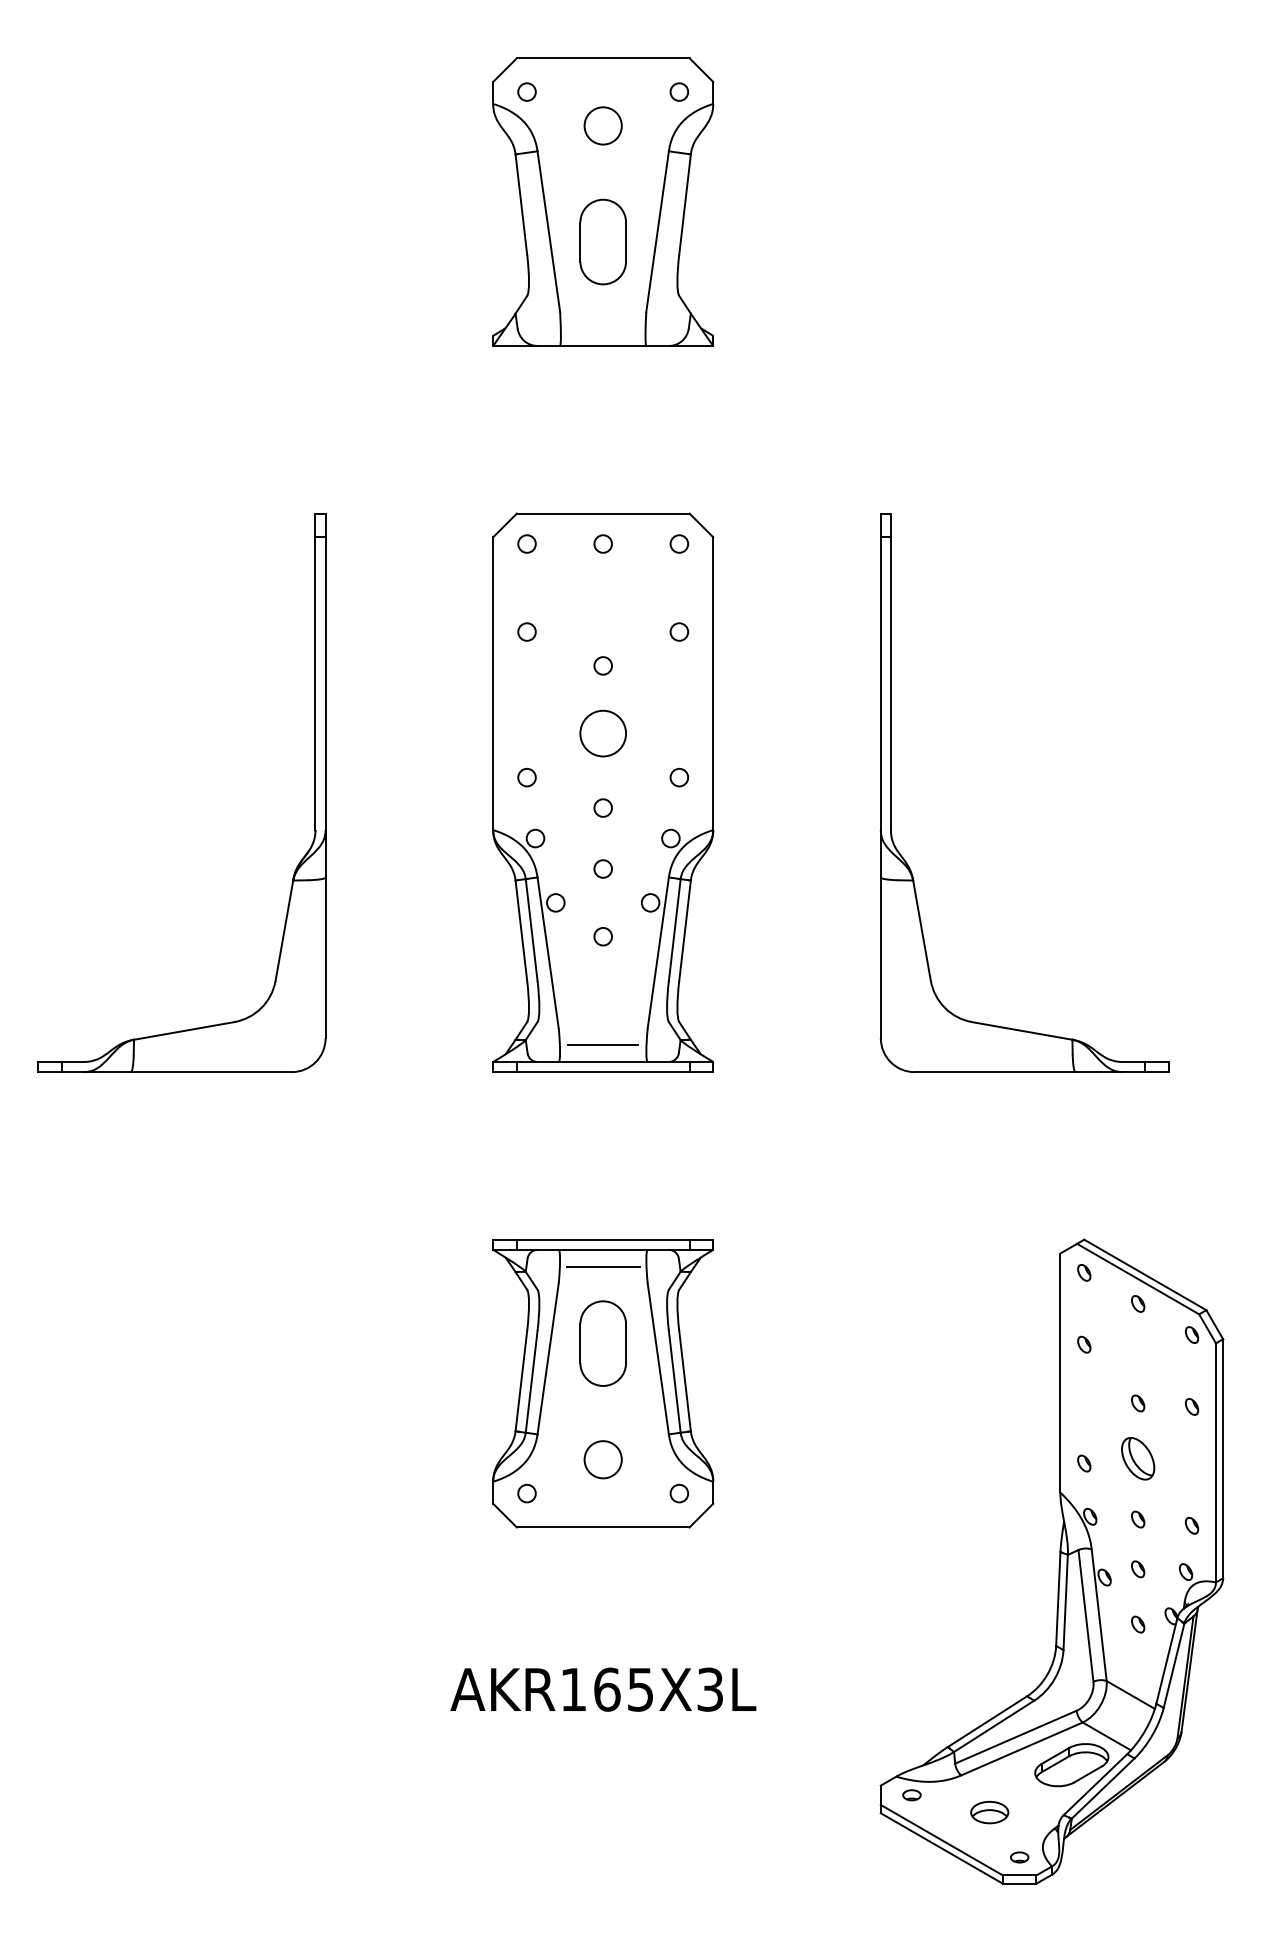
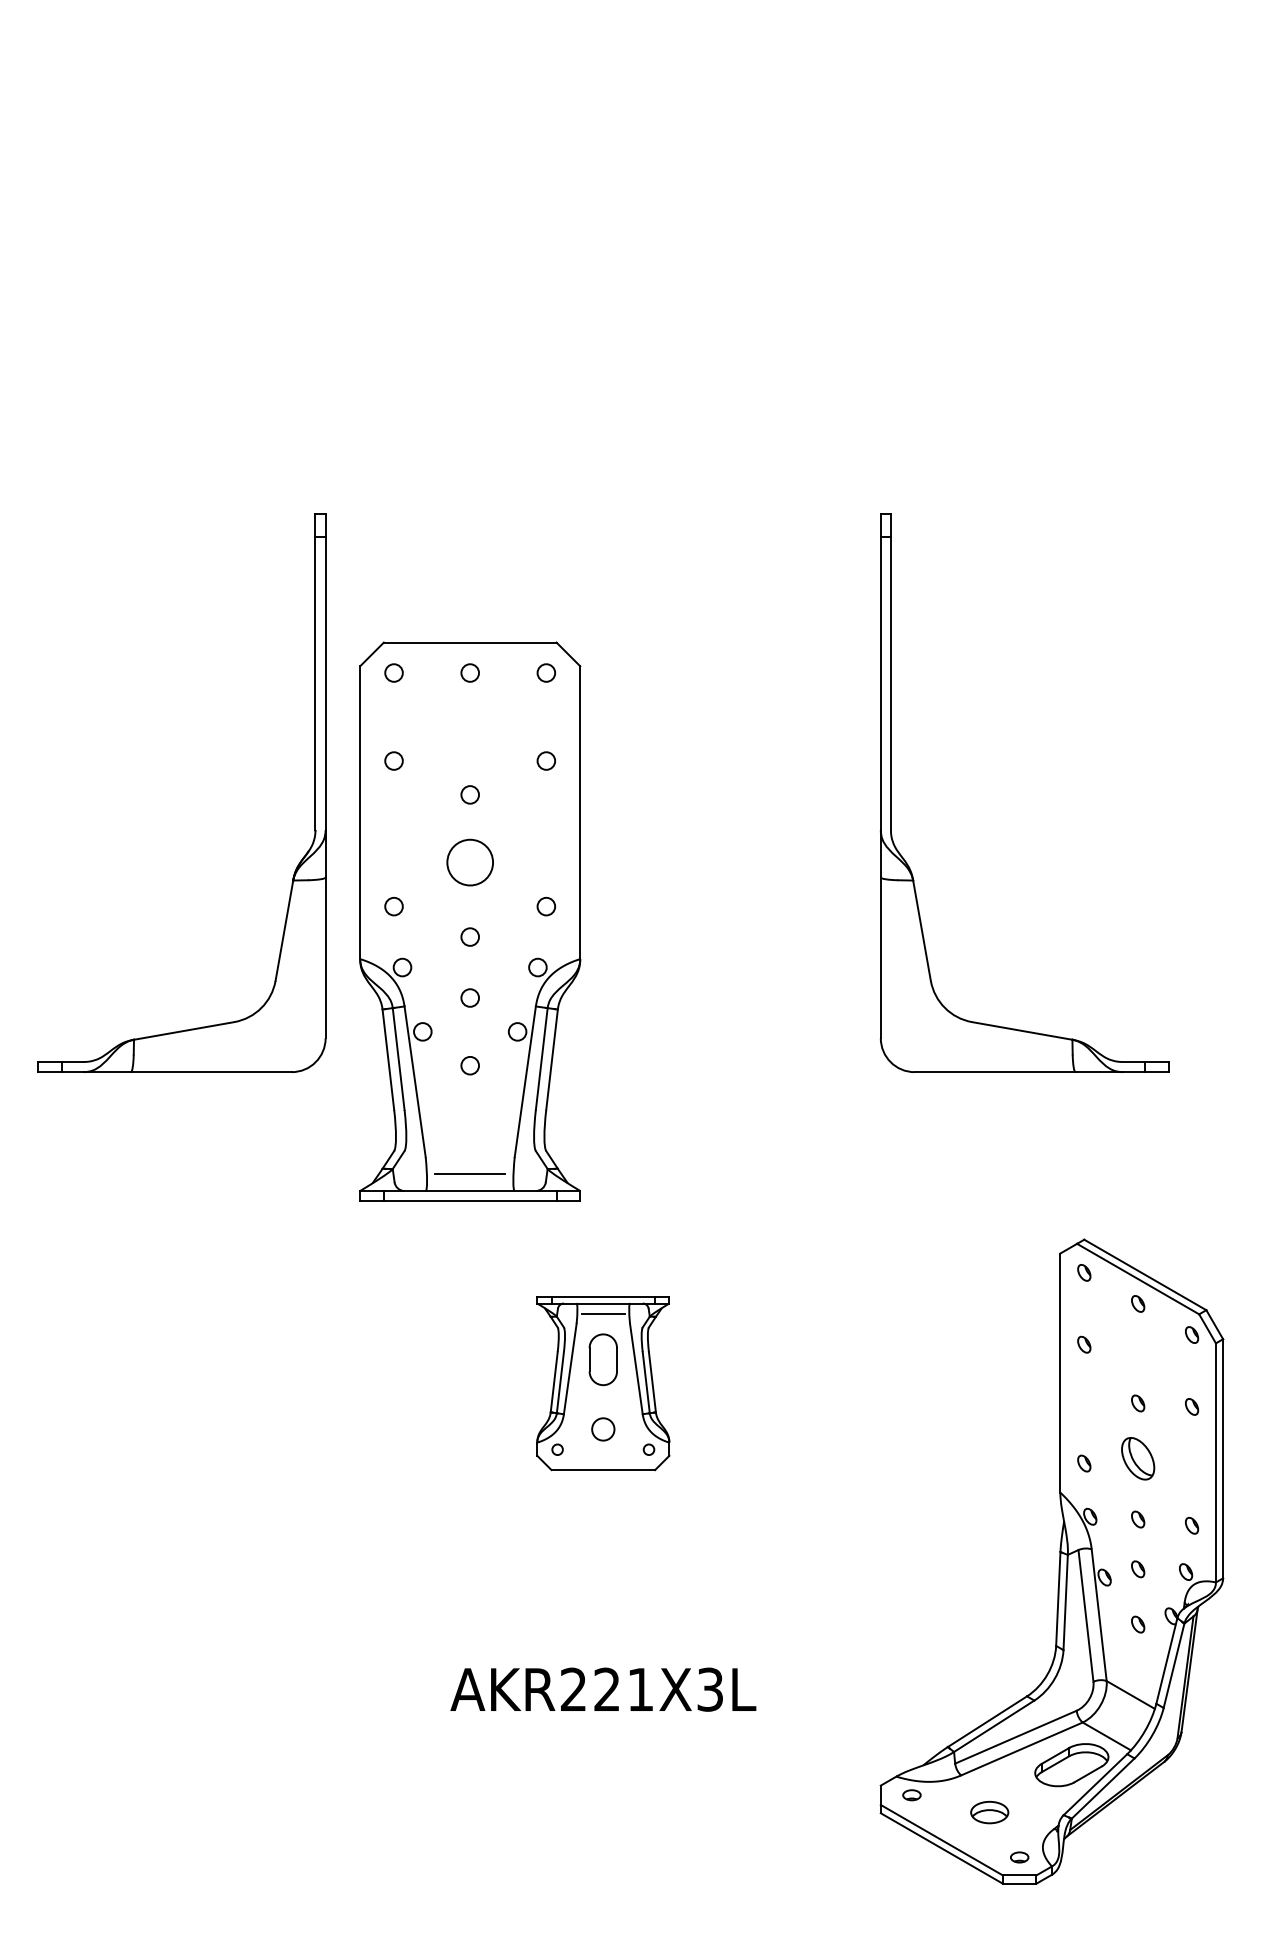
part: present -> none (603, 201)
part position: (603, 792) -> (470, 921) (470, 921)
part size: 223x290 px -> 135x176 px (603, 1383)
text: AKR165X3L -> AKR221X3L (606, 1689)
